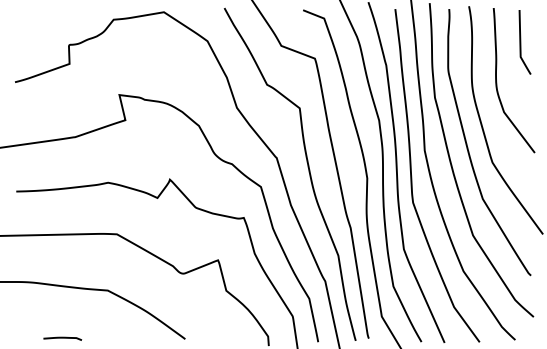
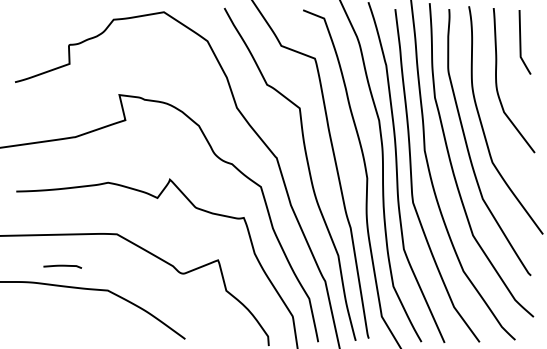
curve position: (62, 338) -> (62, 266) (62, 266)
